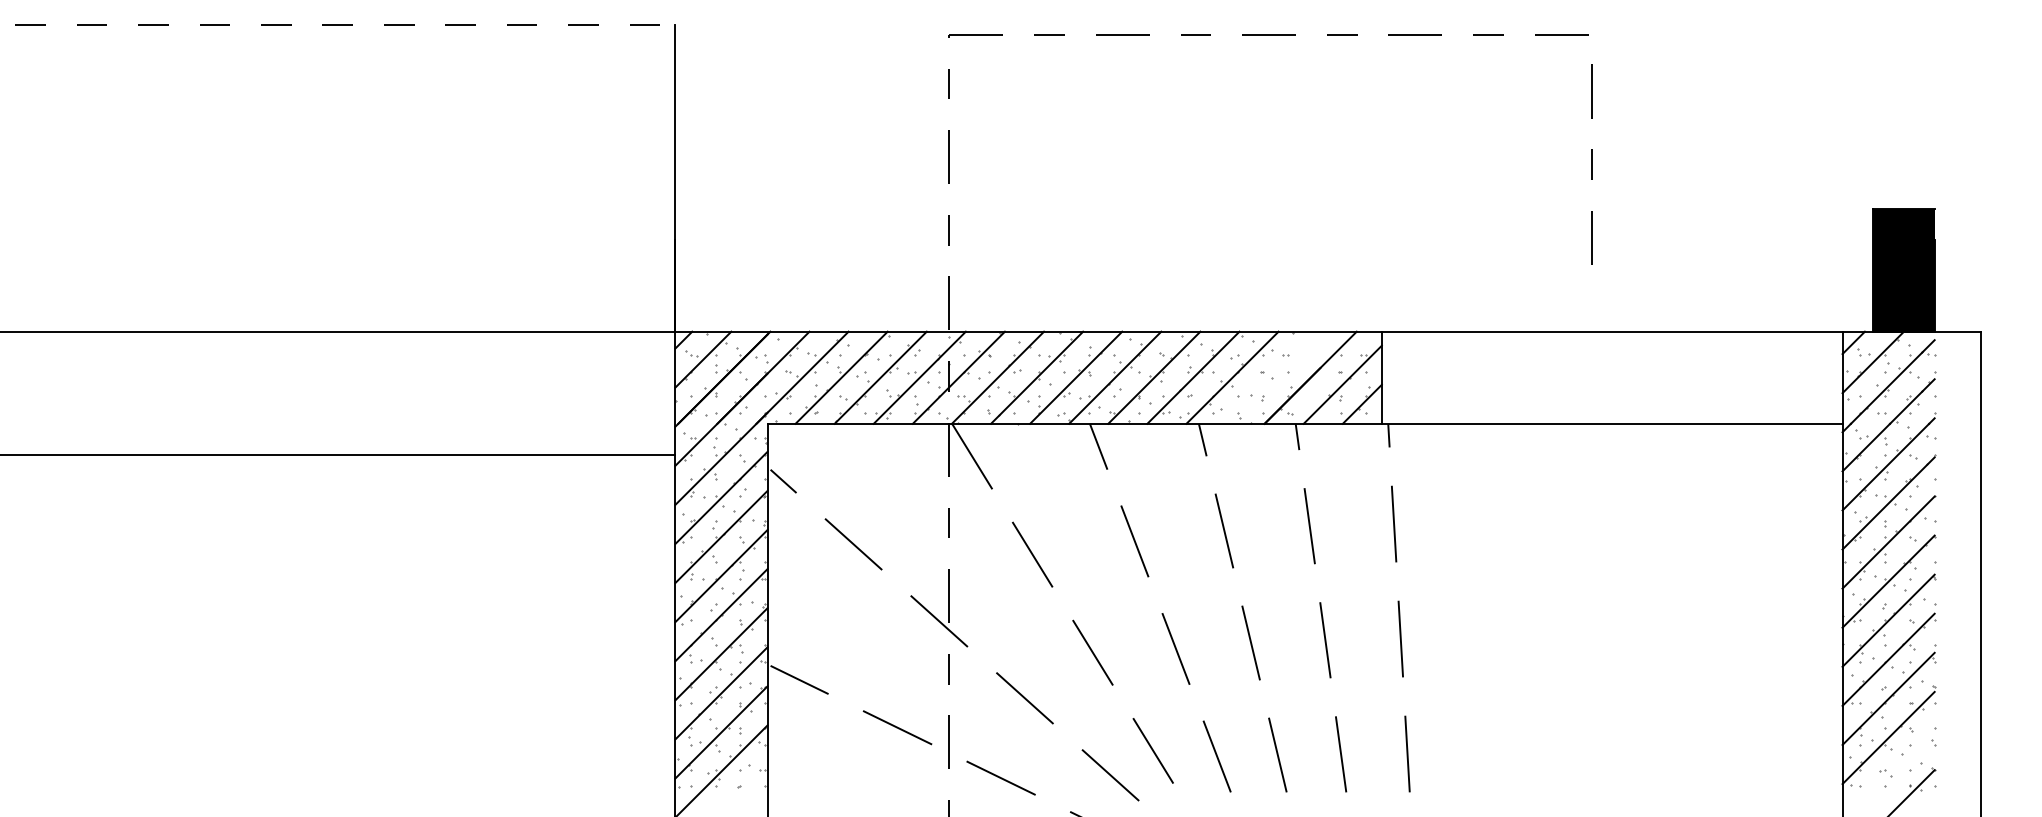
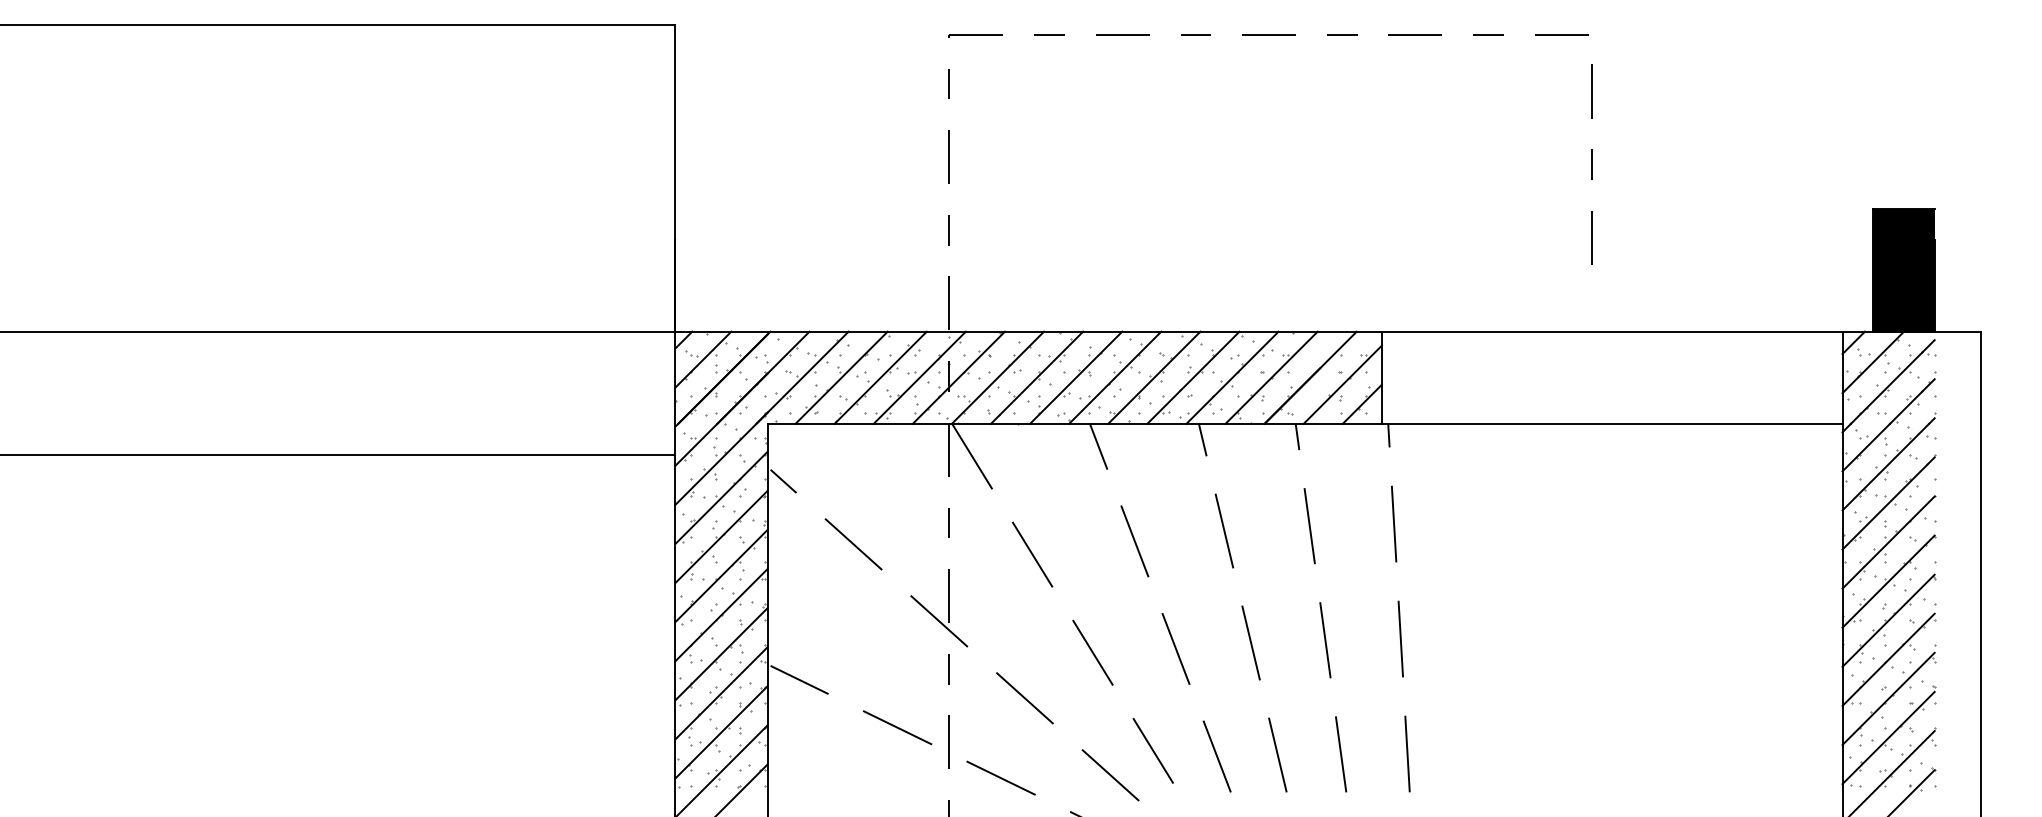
line: dashed -> solid (338, 24)
line: none -> present (1271, 377)
line: none -> present (1892, 772)
line: none -> present (742, 788)
